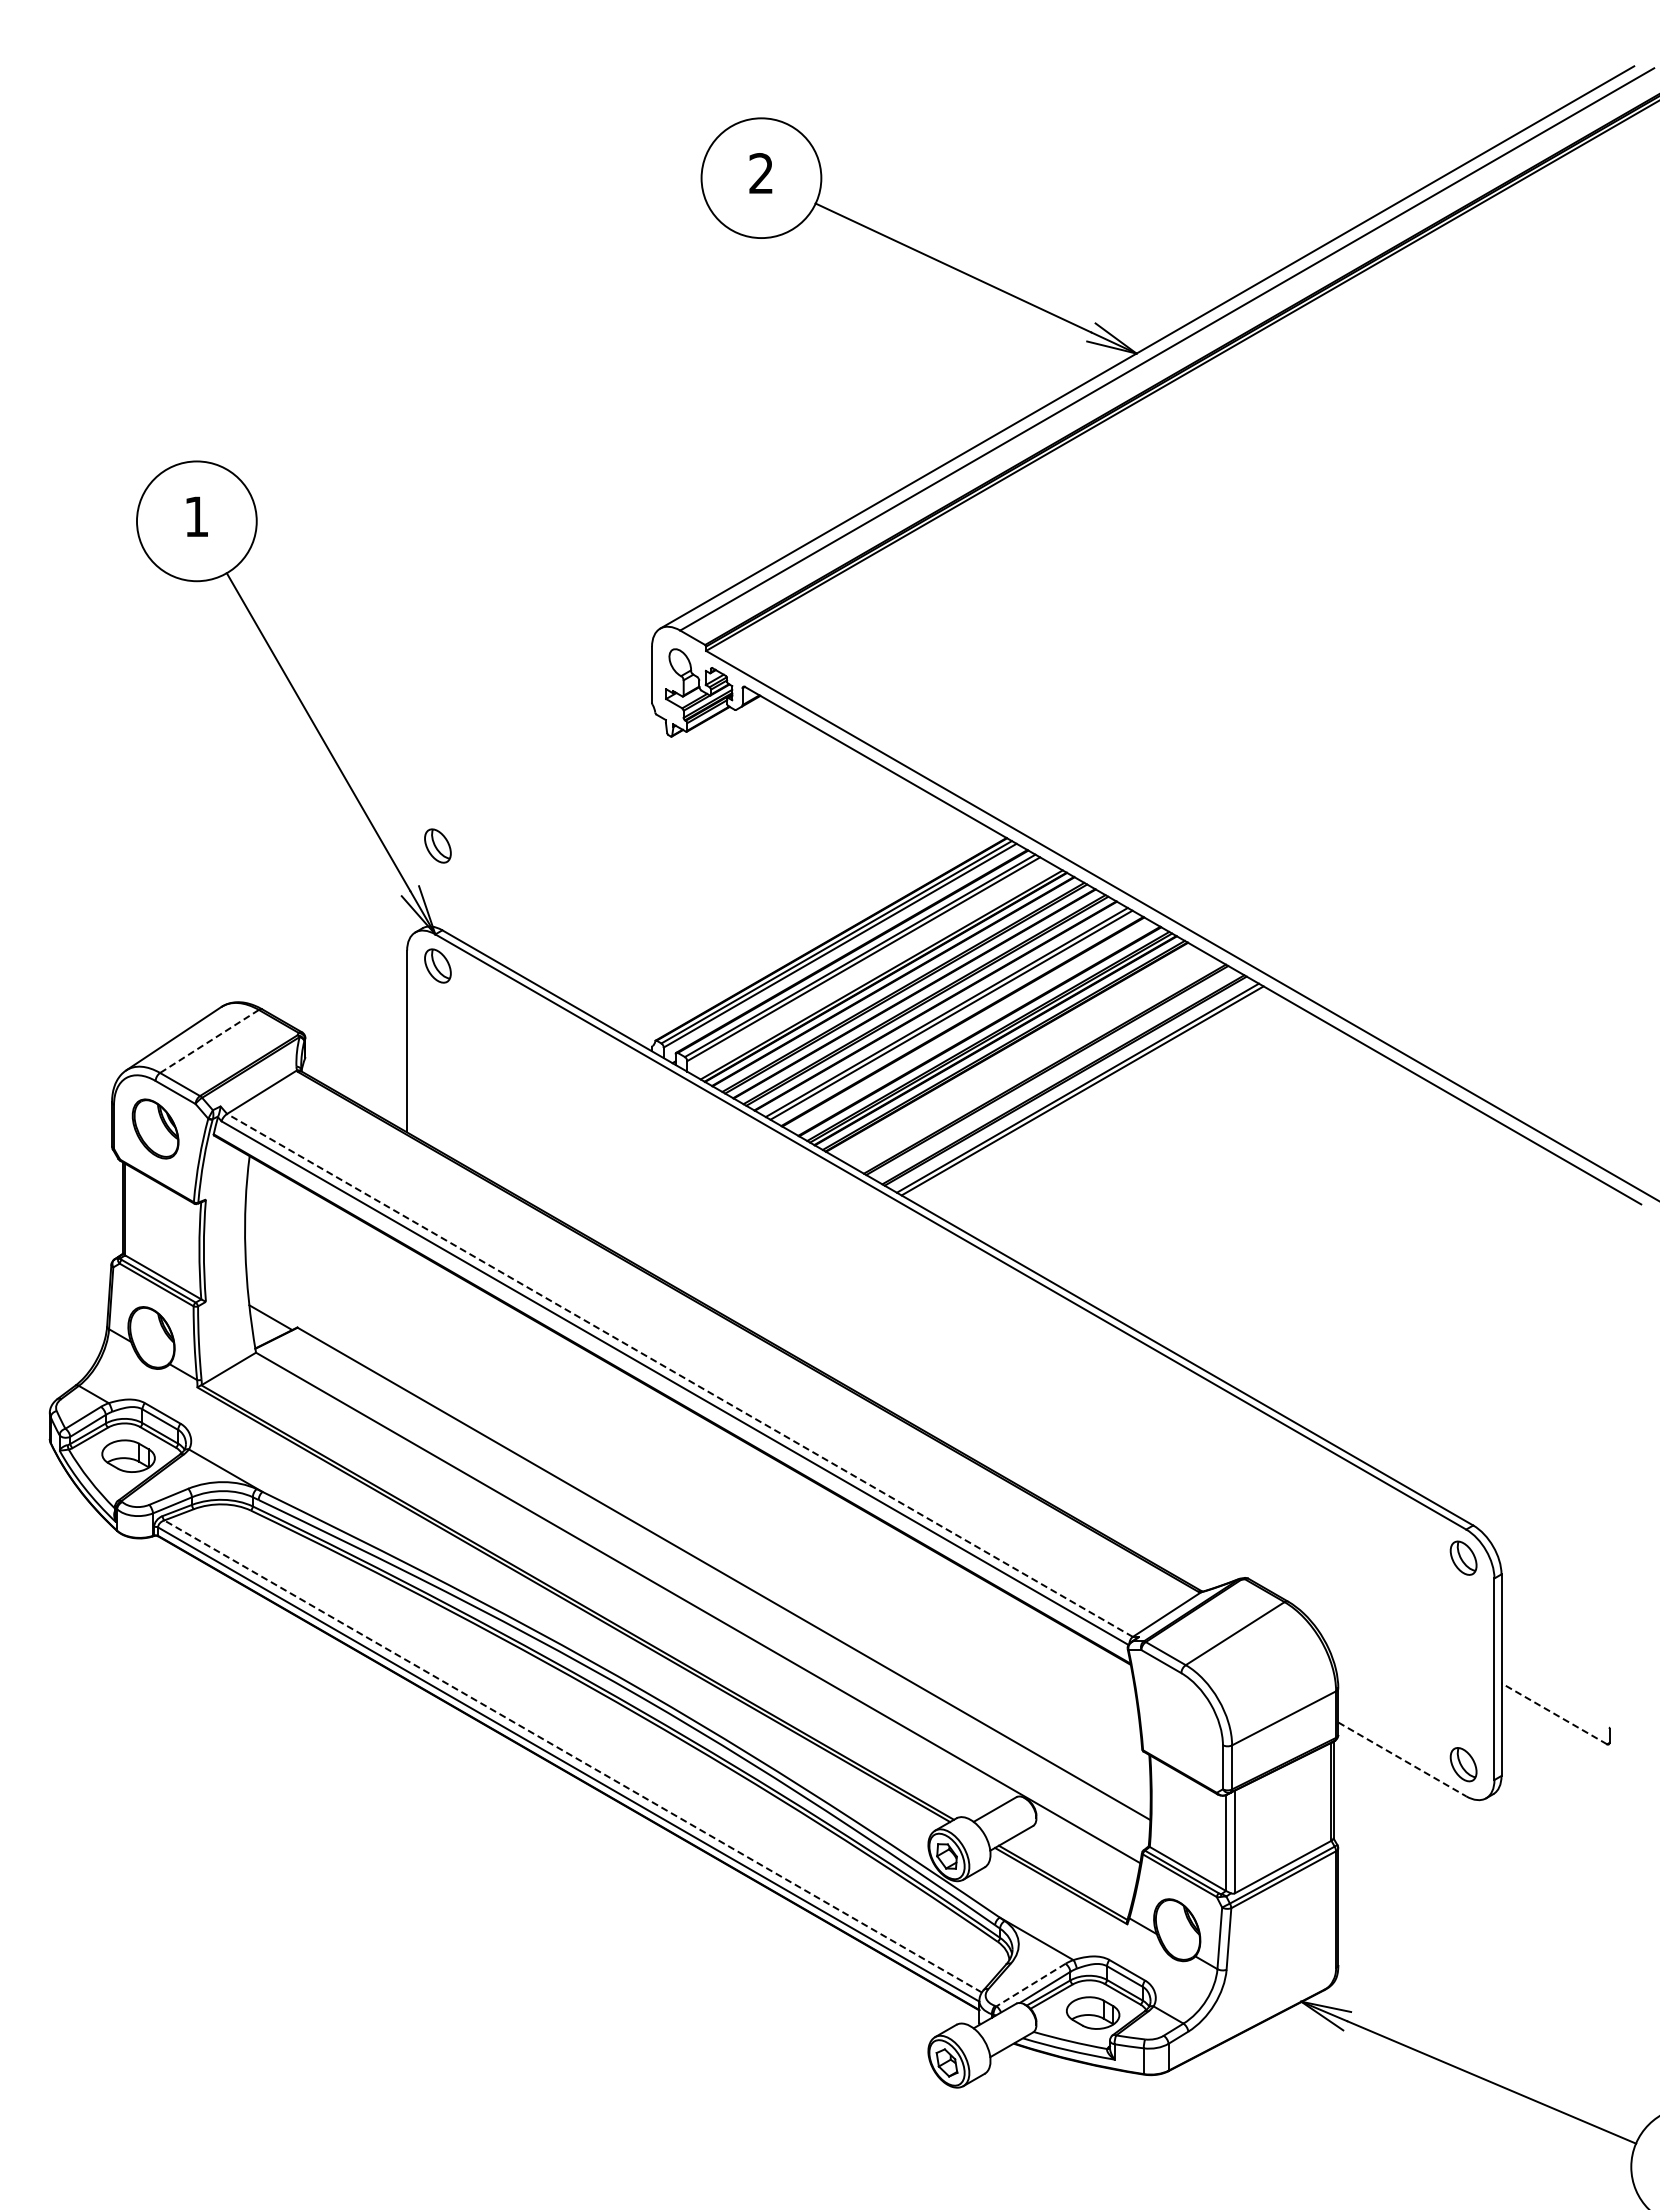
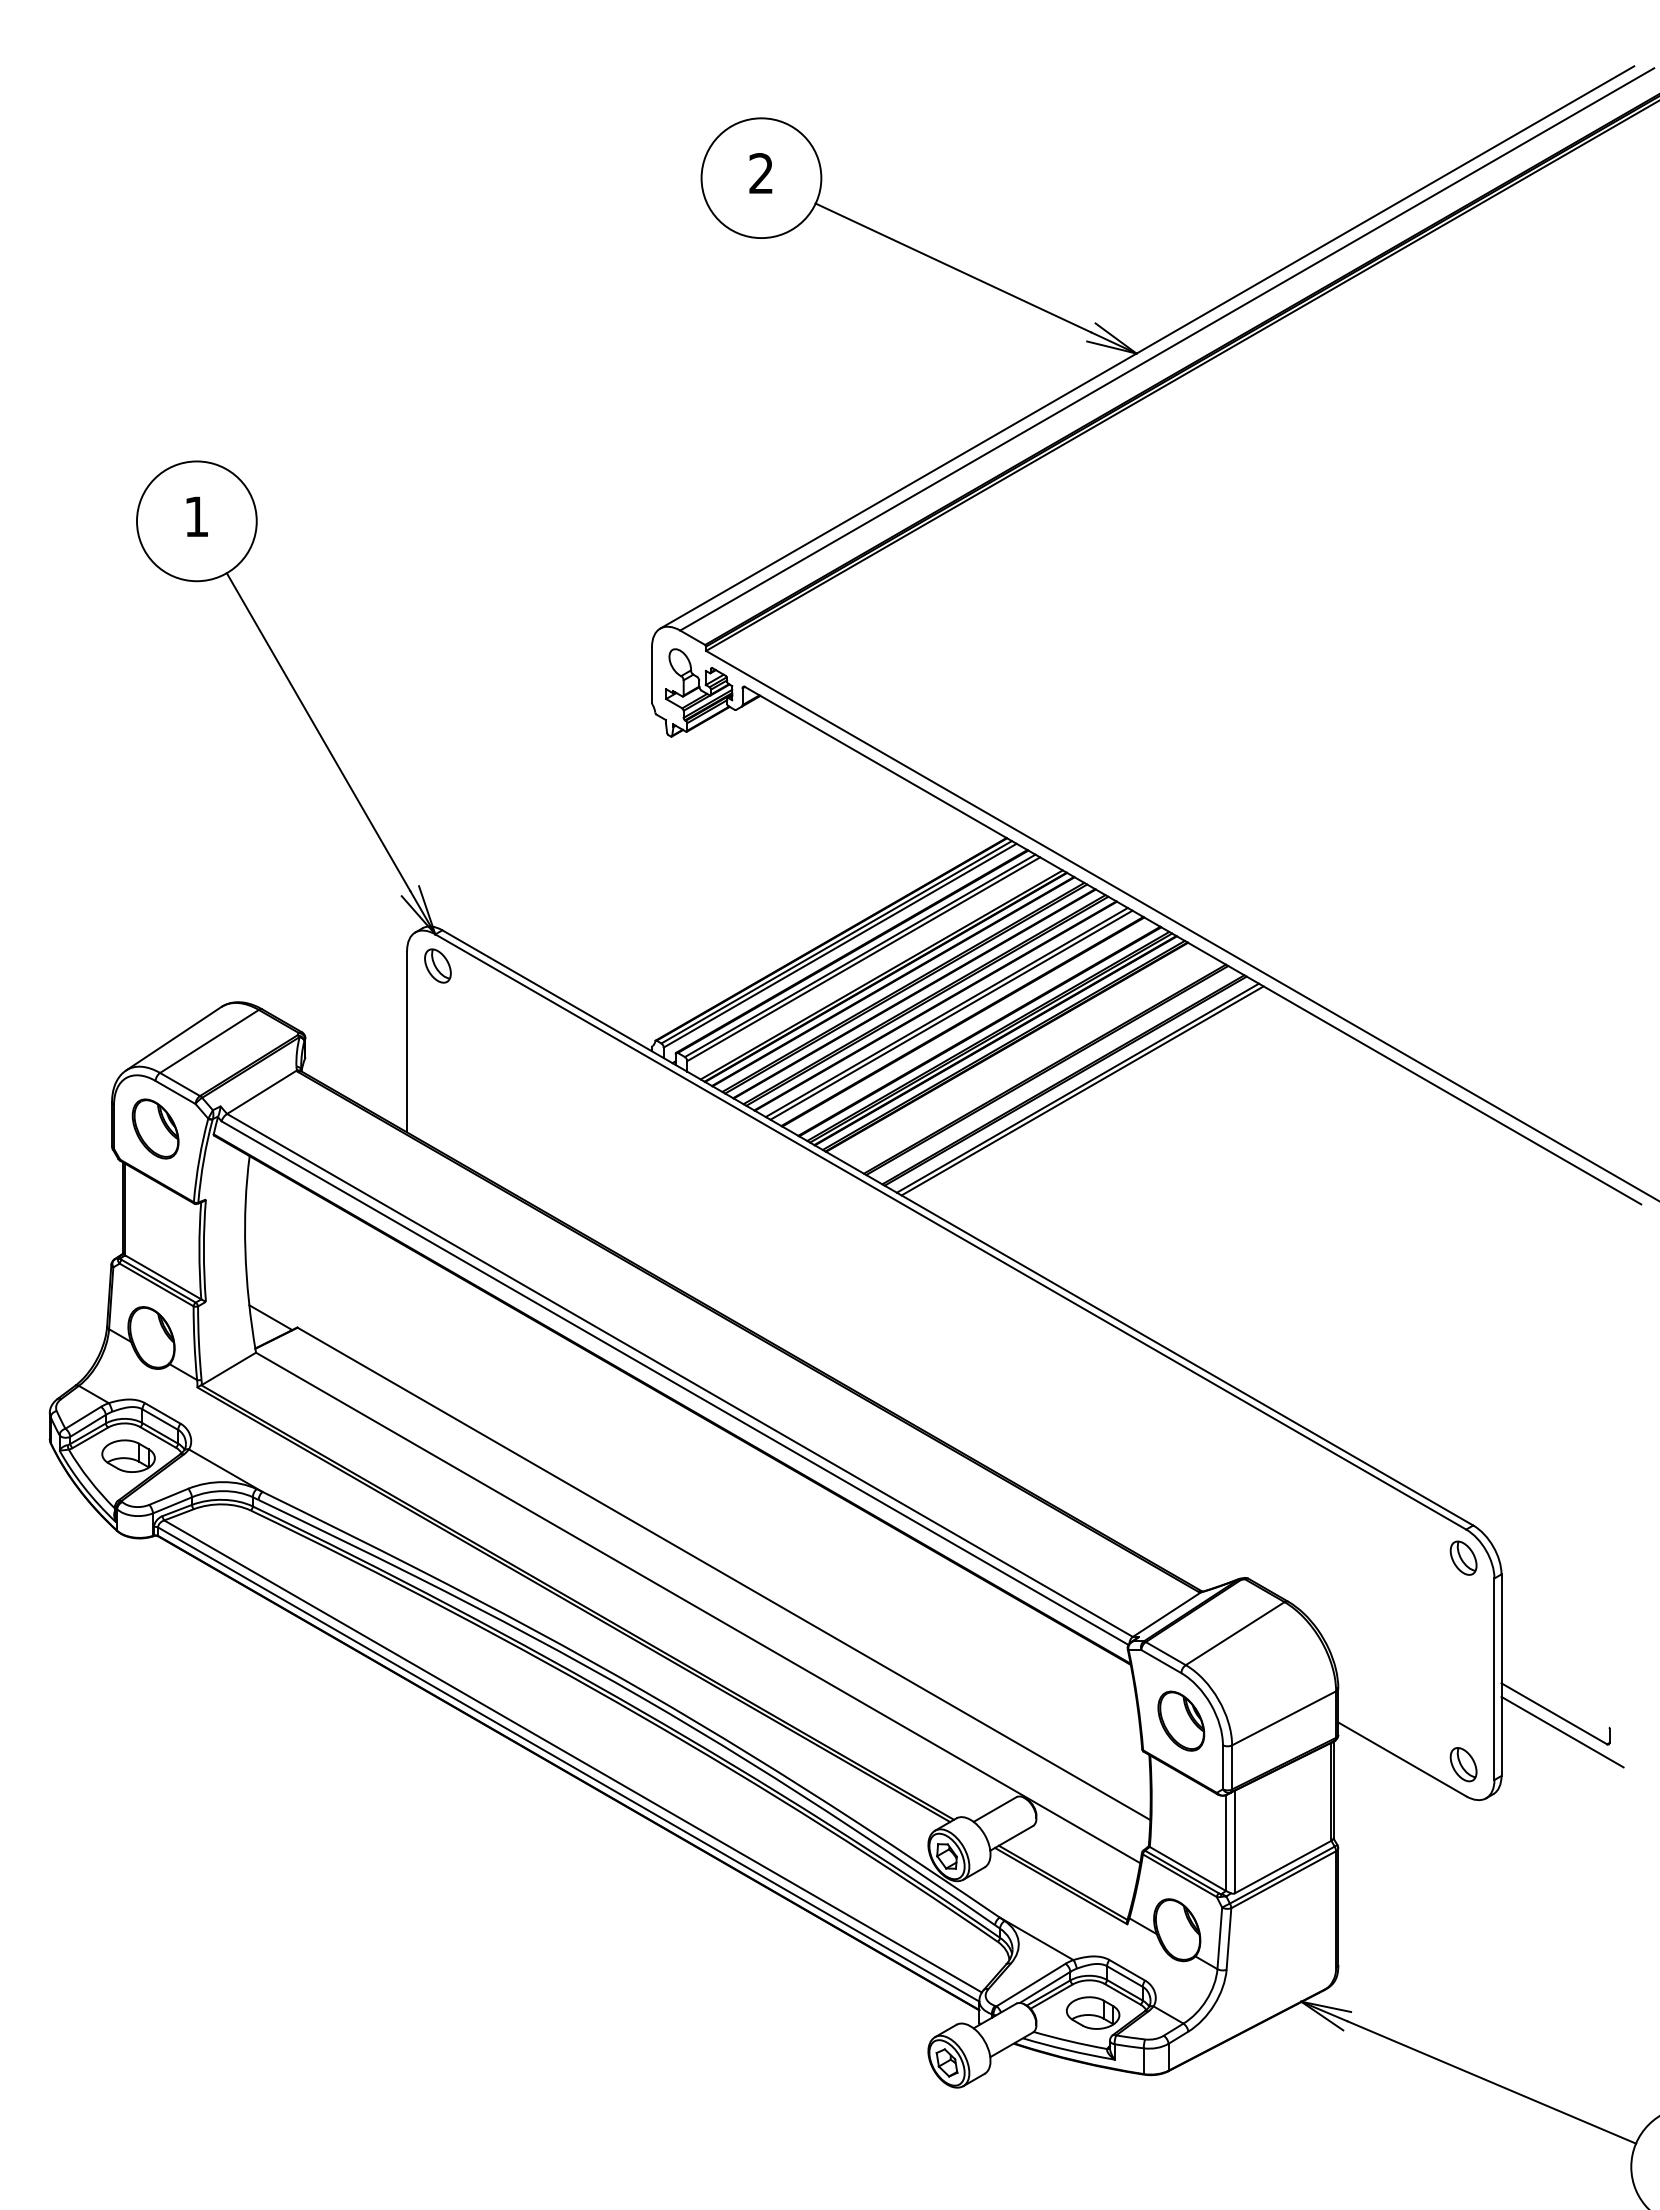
part: present -> none (437, 845)
line: dashed -> solid (209, 1041)
line: dashed -> solid (680, 1375)
line: dashed -> solid (1554, 1713)
part: none -> present (1181, 1720)
line: none -> present (1562, 1731)
line: dashed -> solid (572, 1756)
line: dashed -> solid (1402, 1759)
line: dashed -> solid (1031, 1985)
